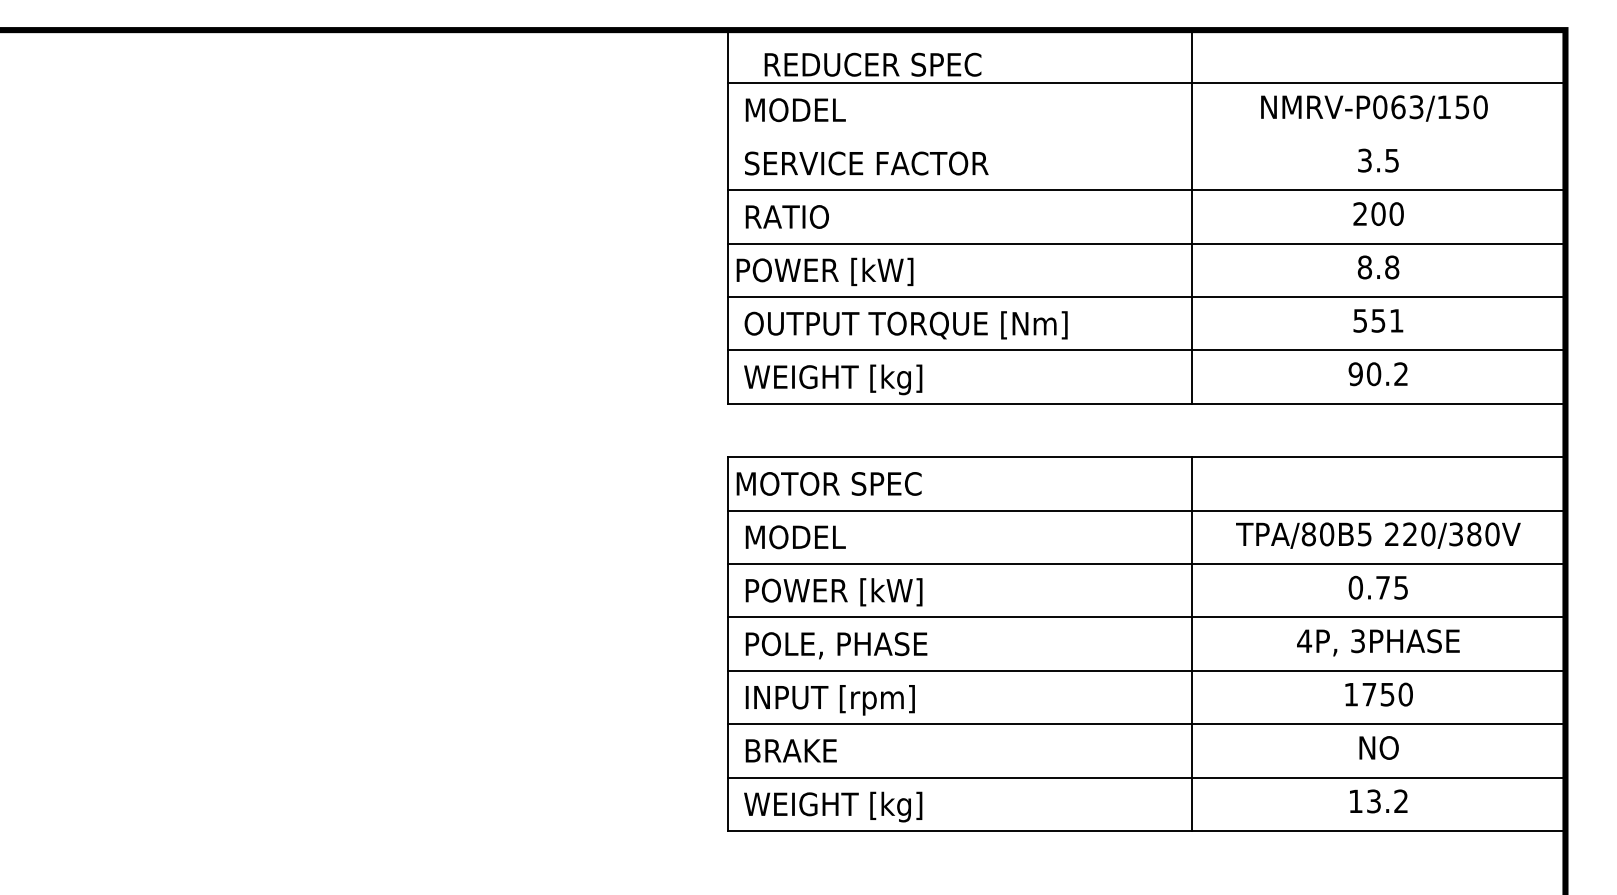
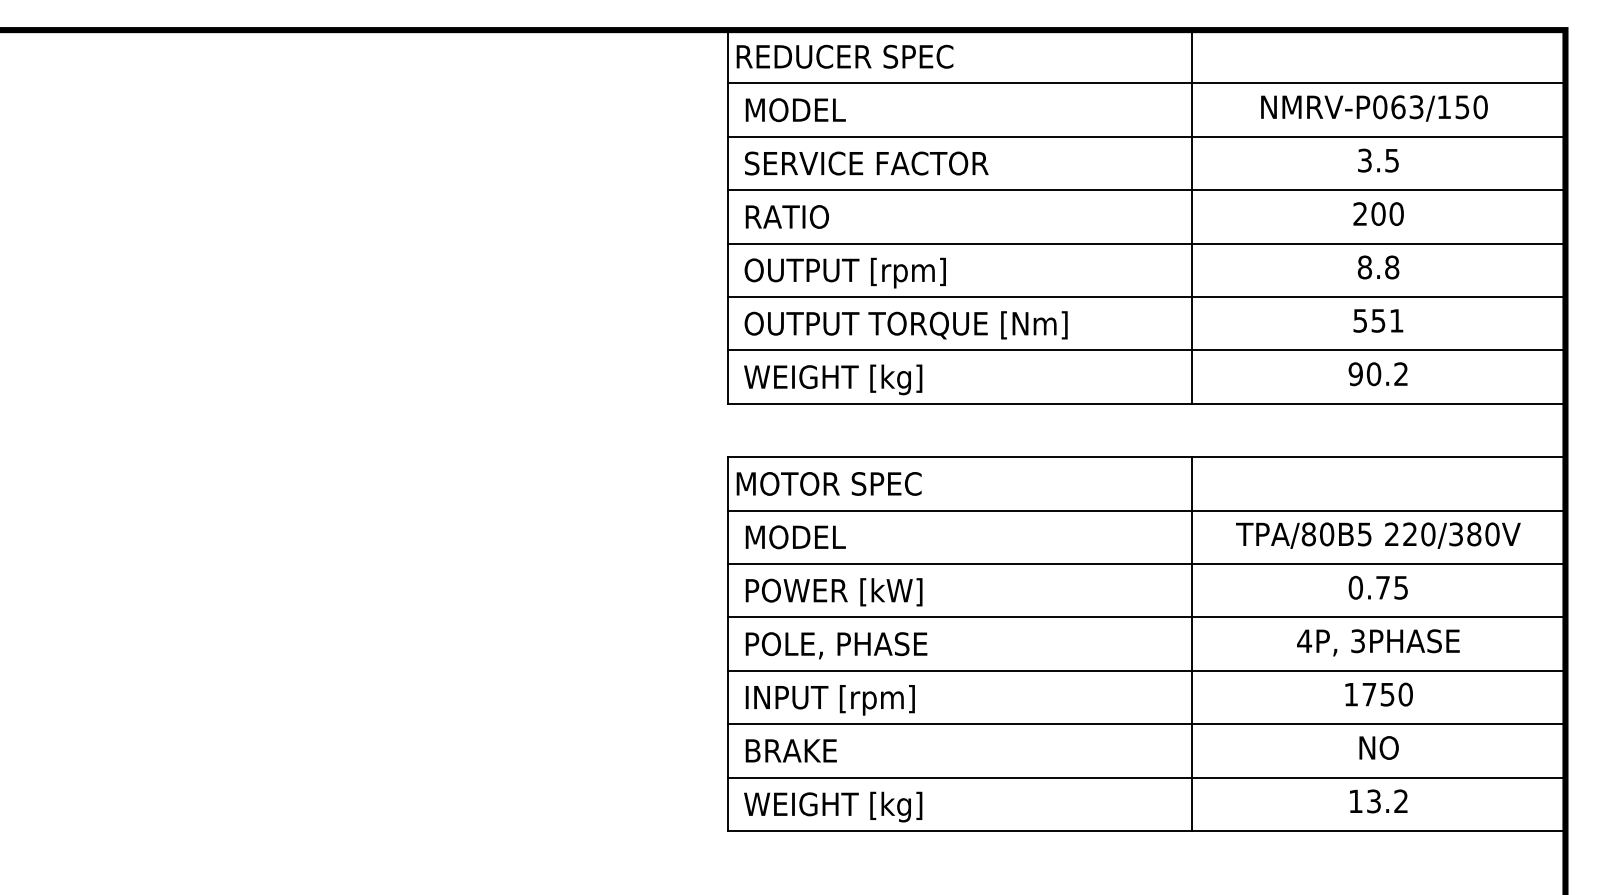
text position: (872, 64) -> (844, 56) (844, 56)
line: none -> present (1146, 136)
text: POWER [kW] -> OUTPUT [rpm] (840, 272)
